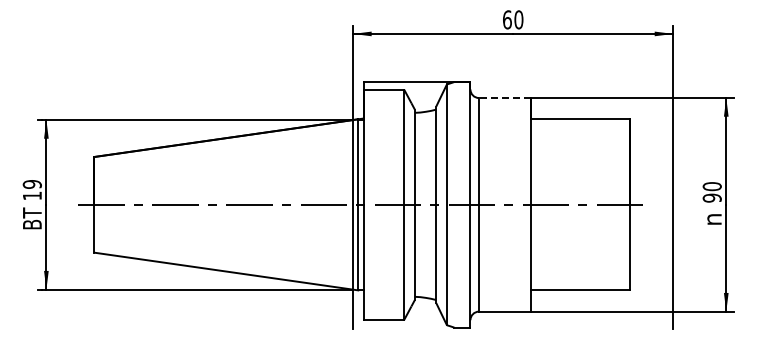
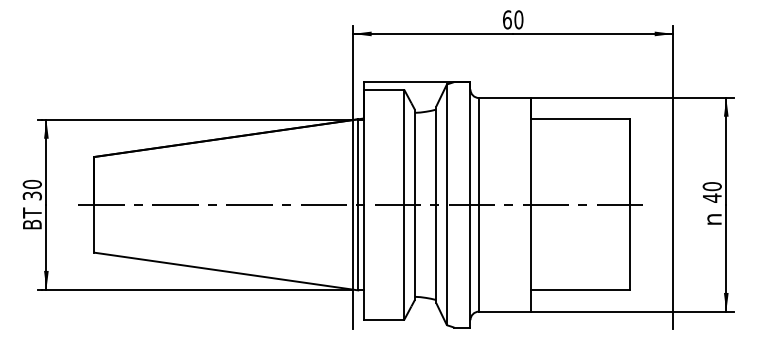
line: dashed -> solid (504, 98)
text: 19 -> 30 (31, 190)
text: 90 -> 40 (711, 197)
